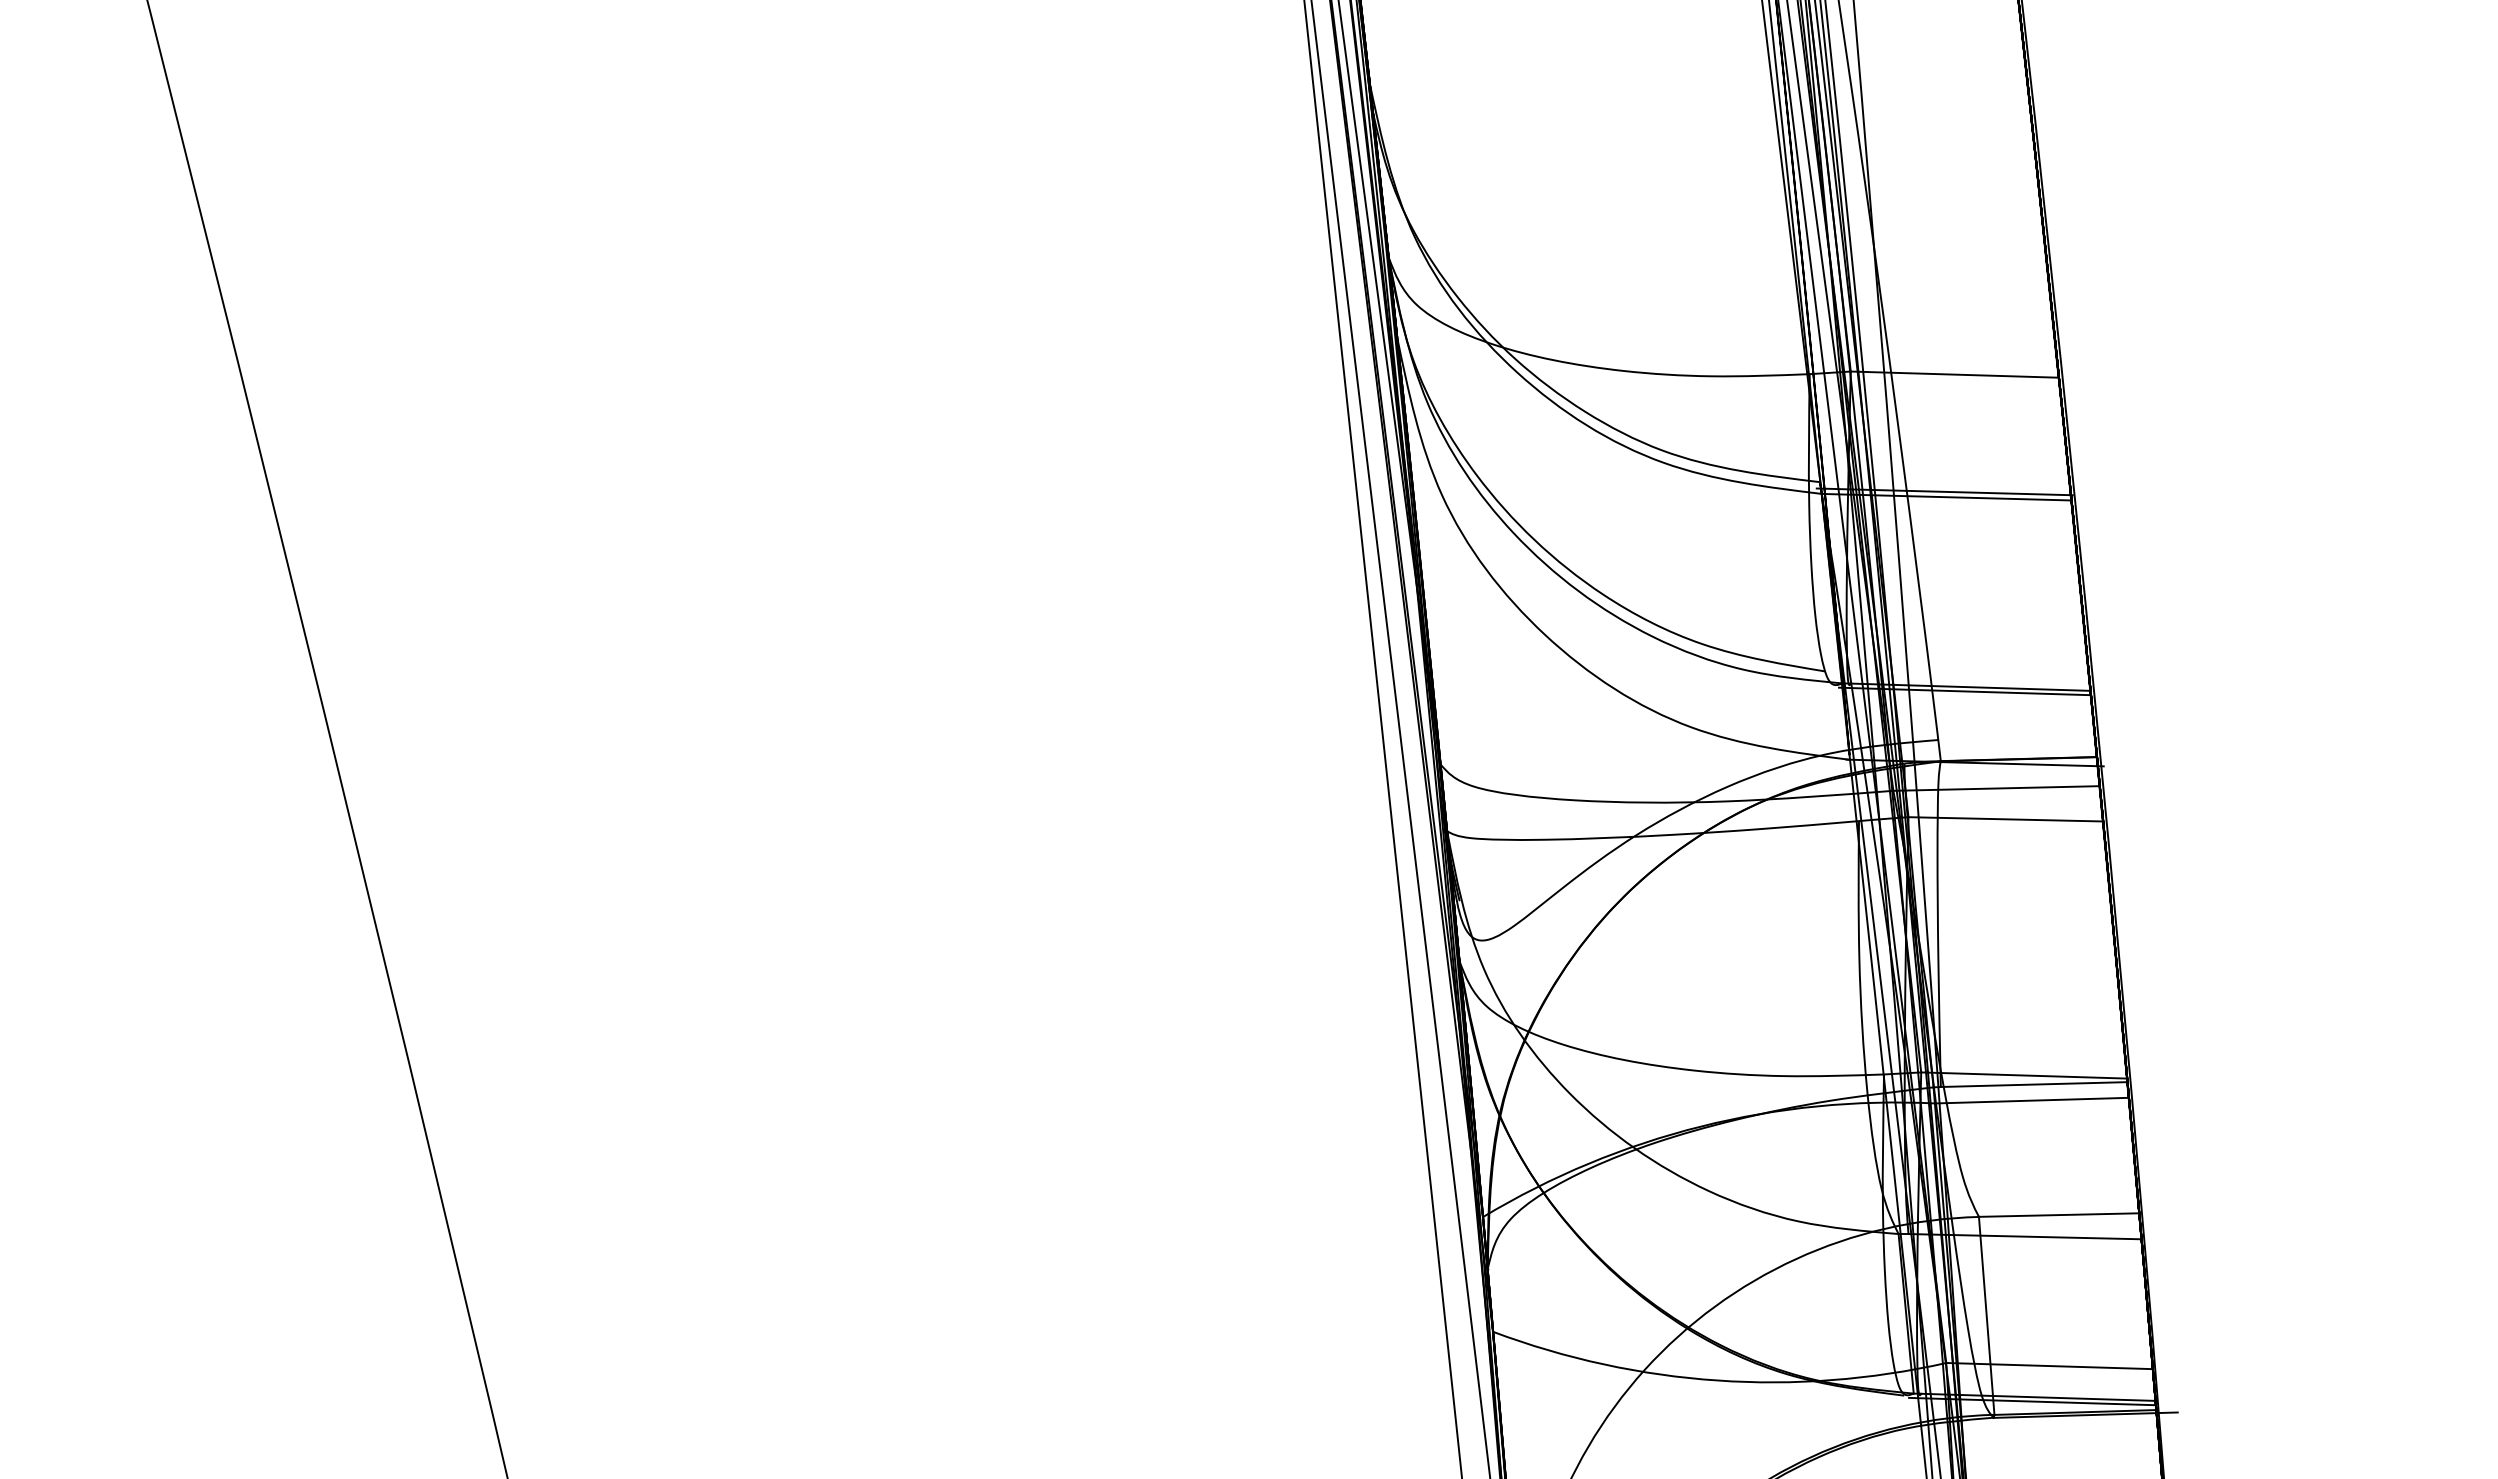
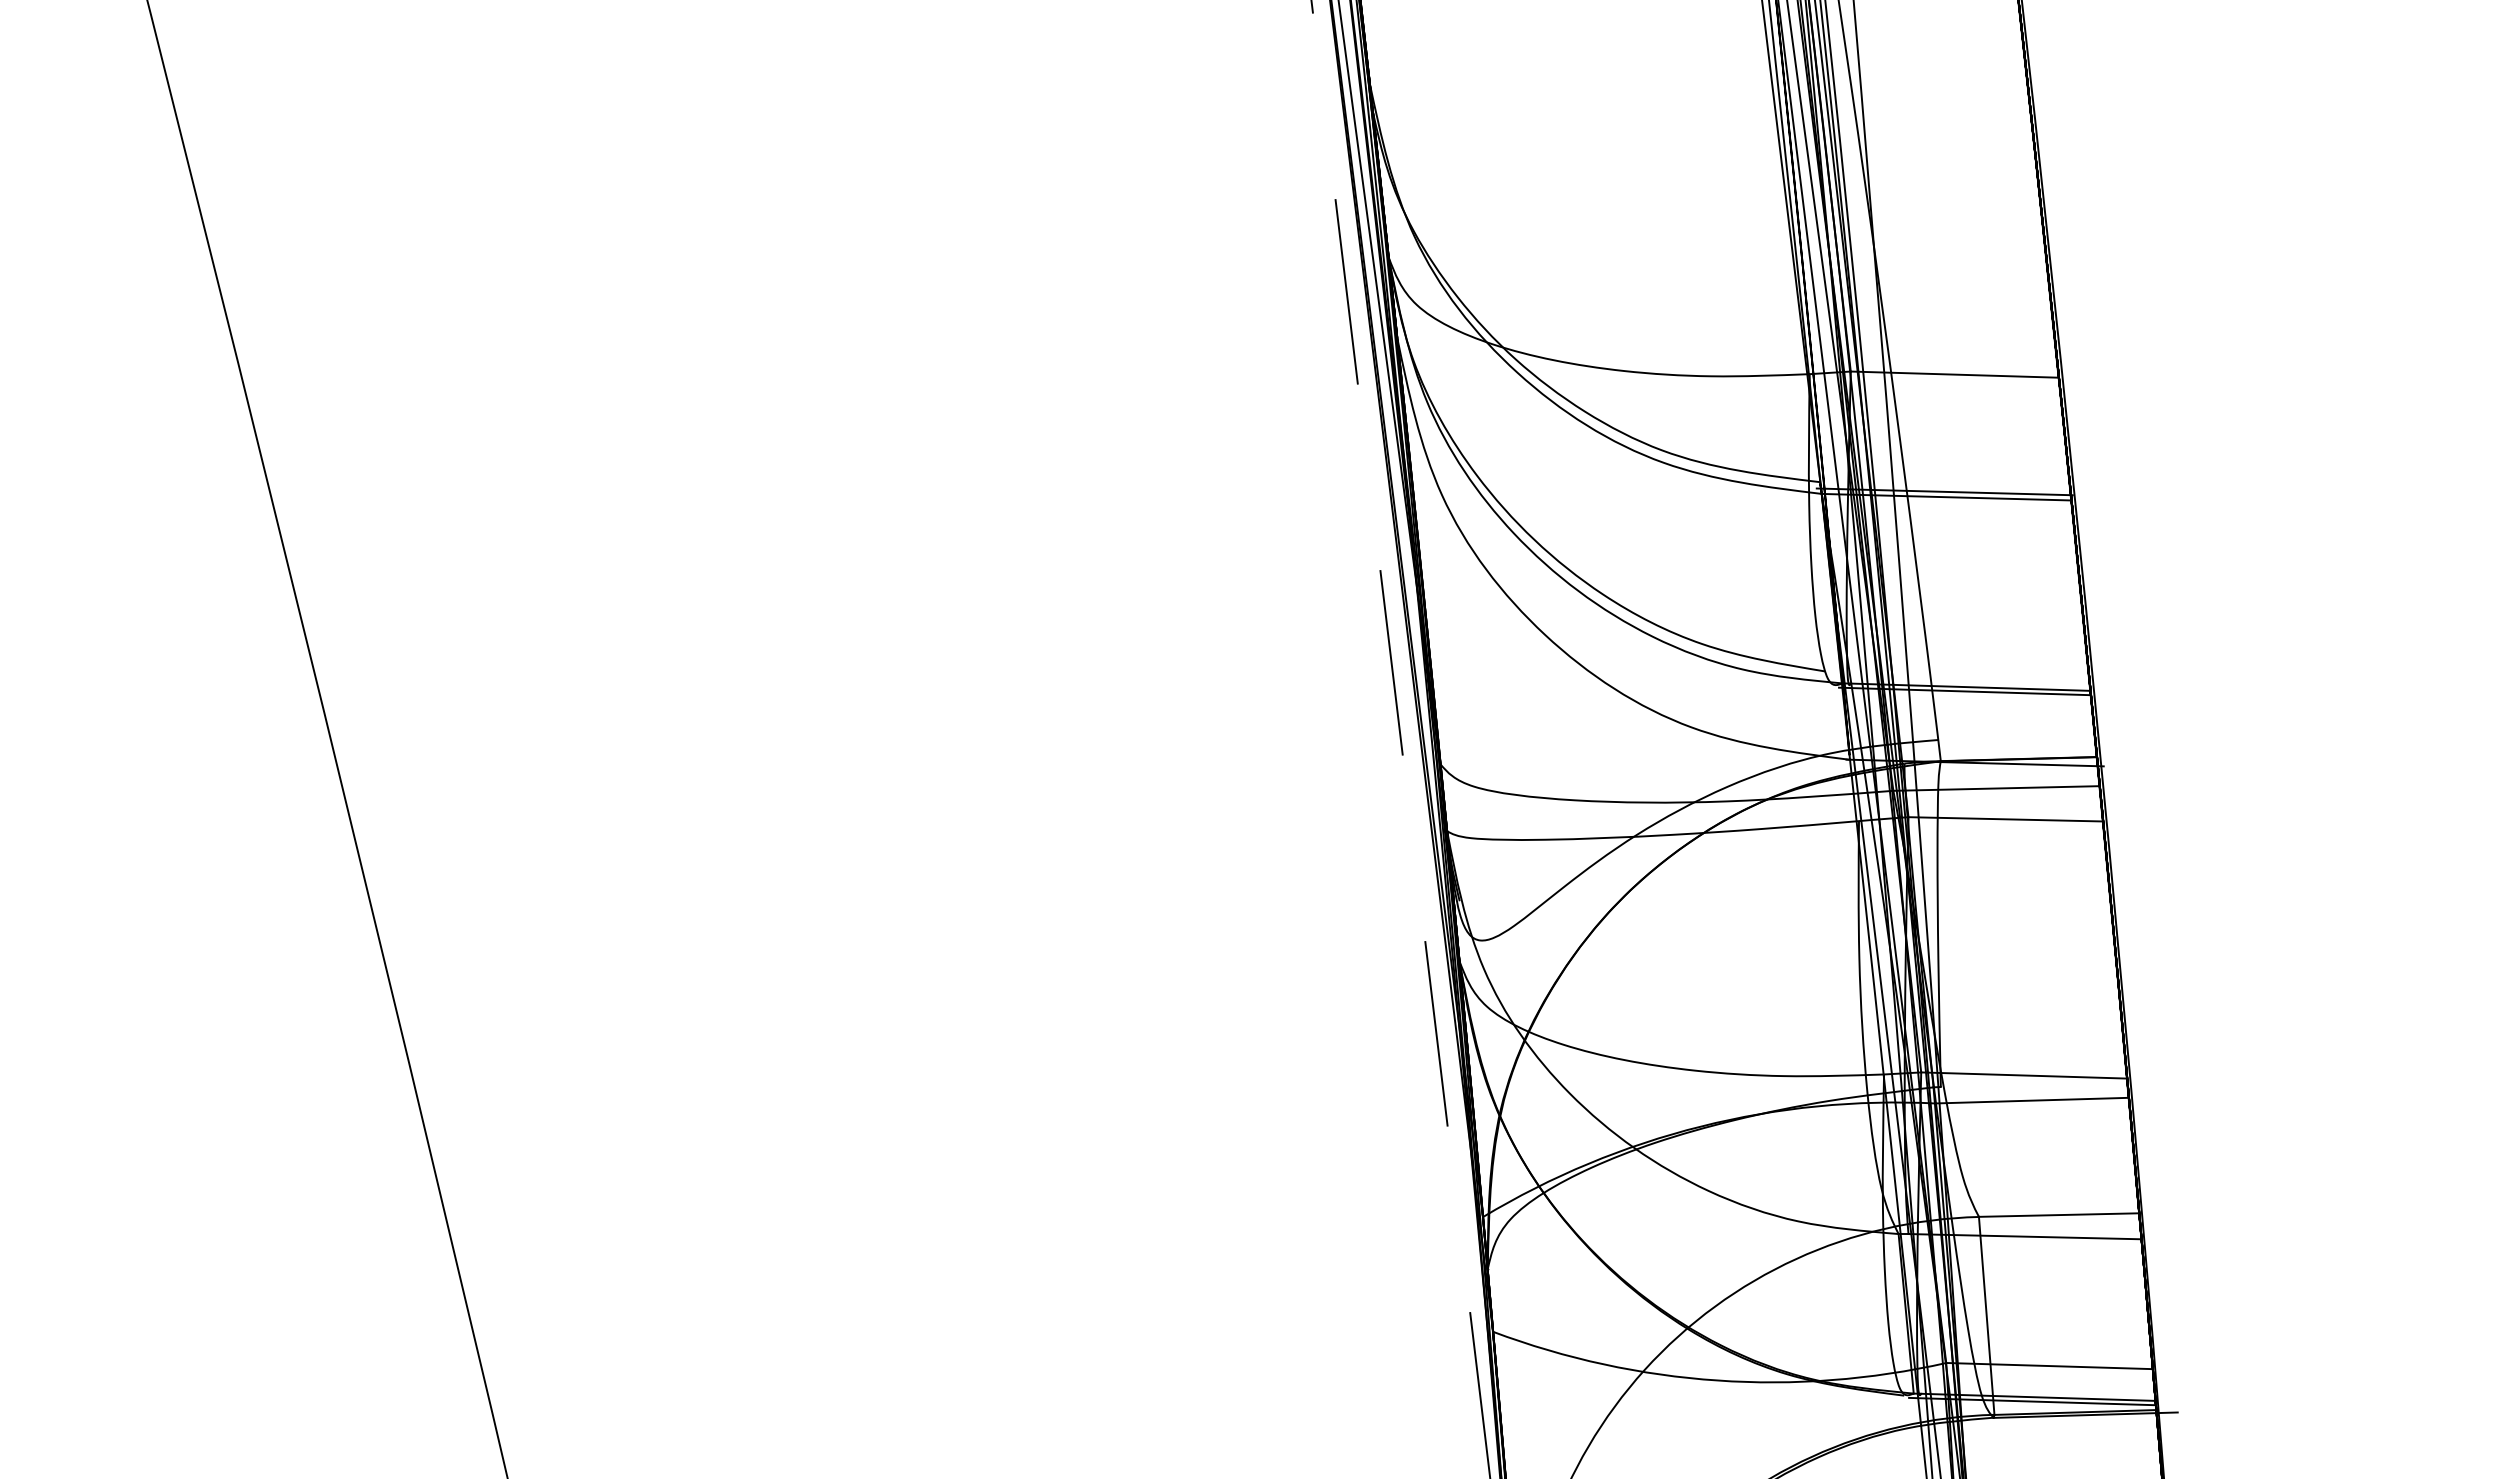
line: present -> none (1382, 738)
line: solid -> dashed (1400, 738)
line: present -> none (2033, 1084)
